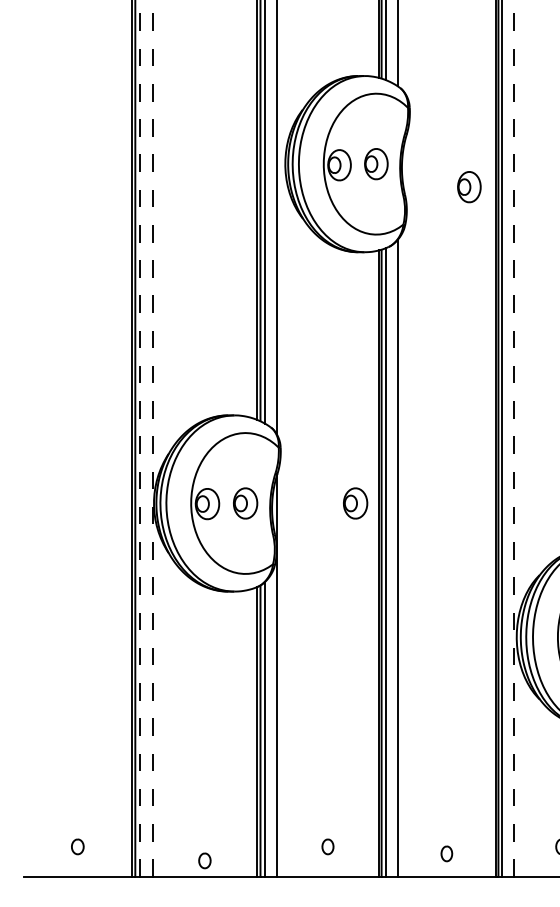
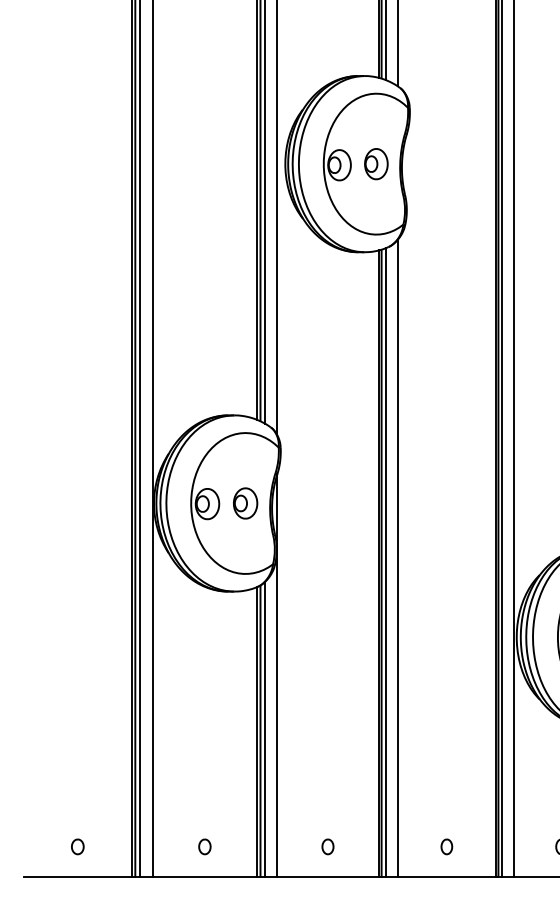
part: present -> none (469, 187)
line: dashed -> solid (140, 438)
line: dashed -> solid (152, 439)
line: dashed -> solid (514, 439)
part: present -> none (355, 503)
part position: (446, 853) -> (446, 846) (446, 846)
part position: (204, 860) -> (204, 846) (204, 846)
